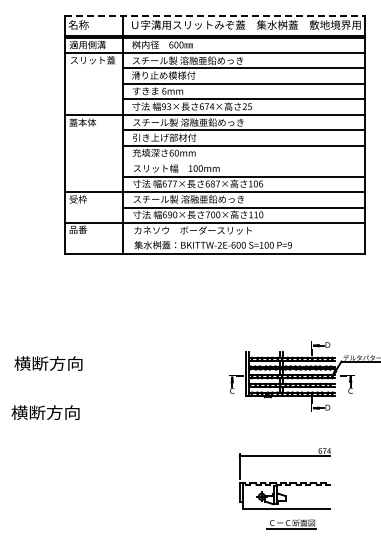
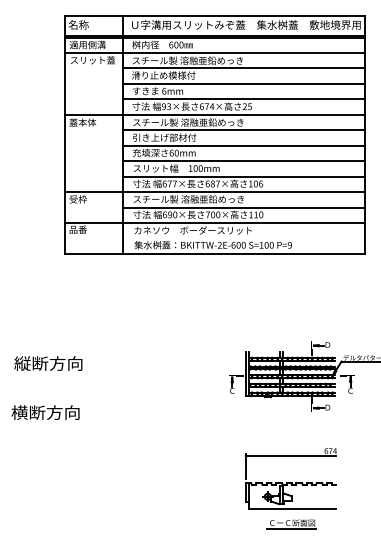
line: dashed -> solid (215, 16)
line: none -> present (243, 161)
text: 横断方向 -> 縦断方向 (22, 363)
part position: (284, 478) -> (290, 478) (290, 478)
